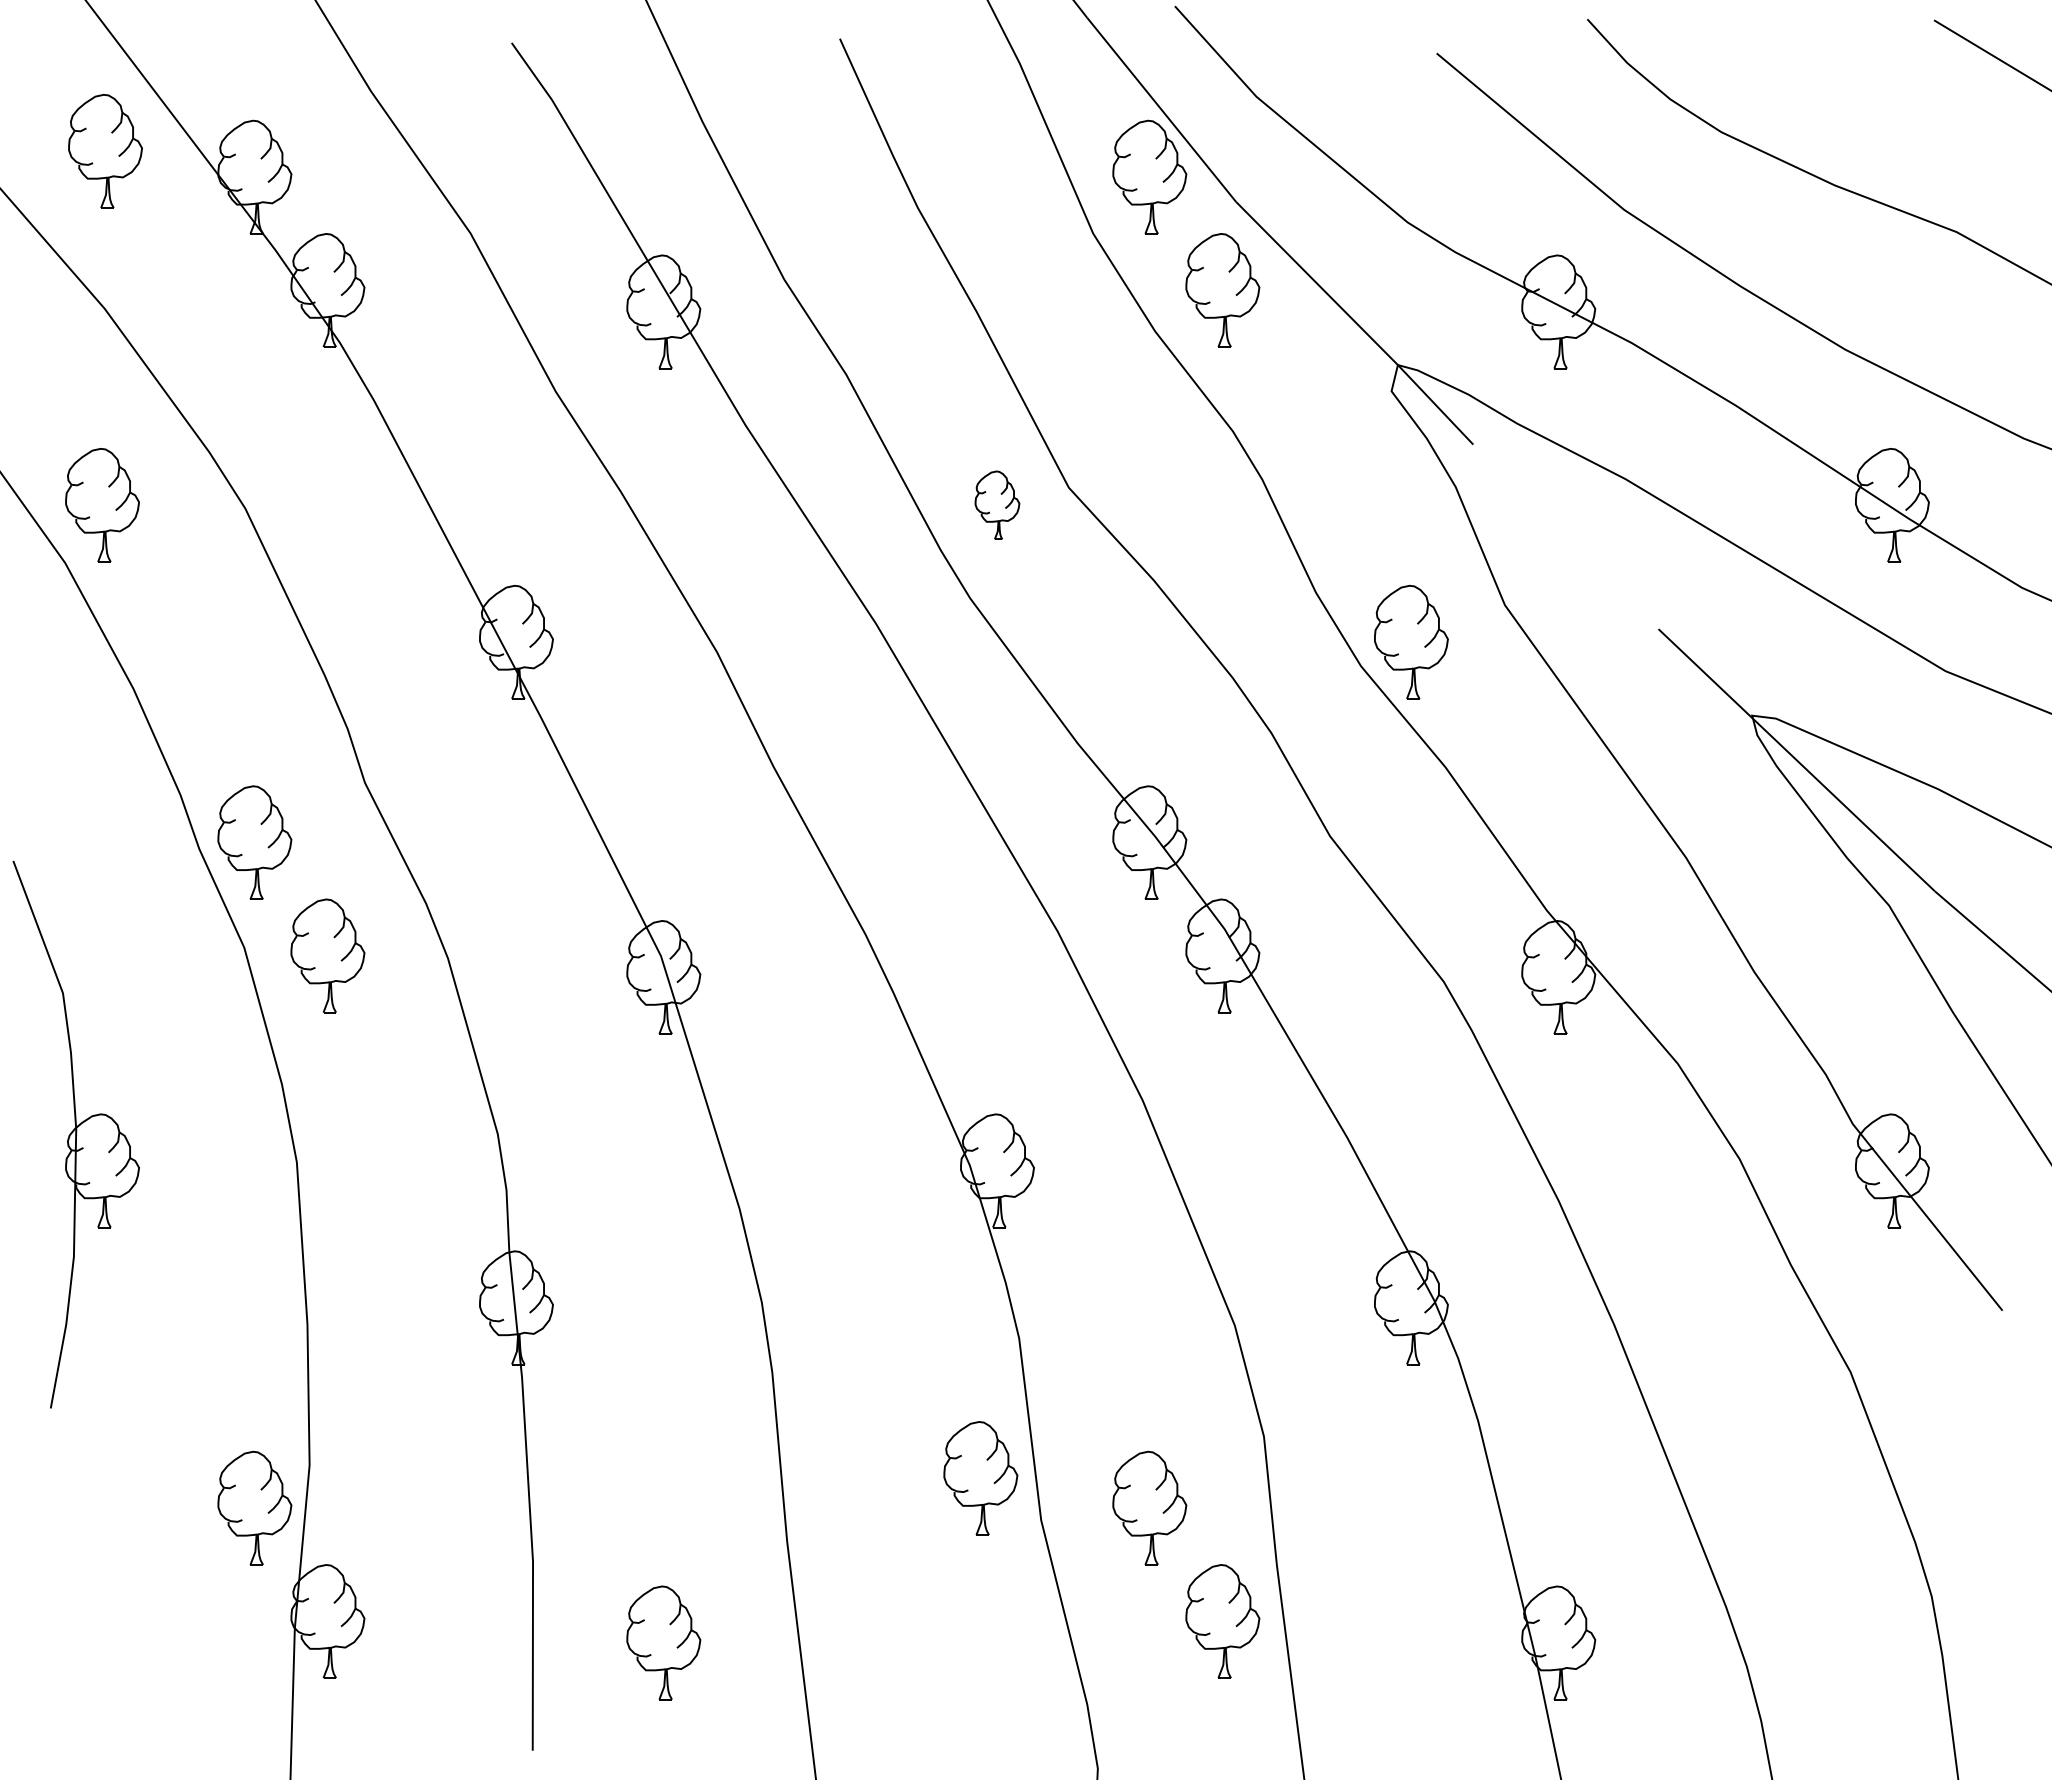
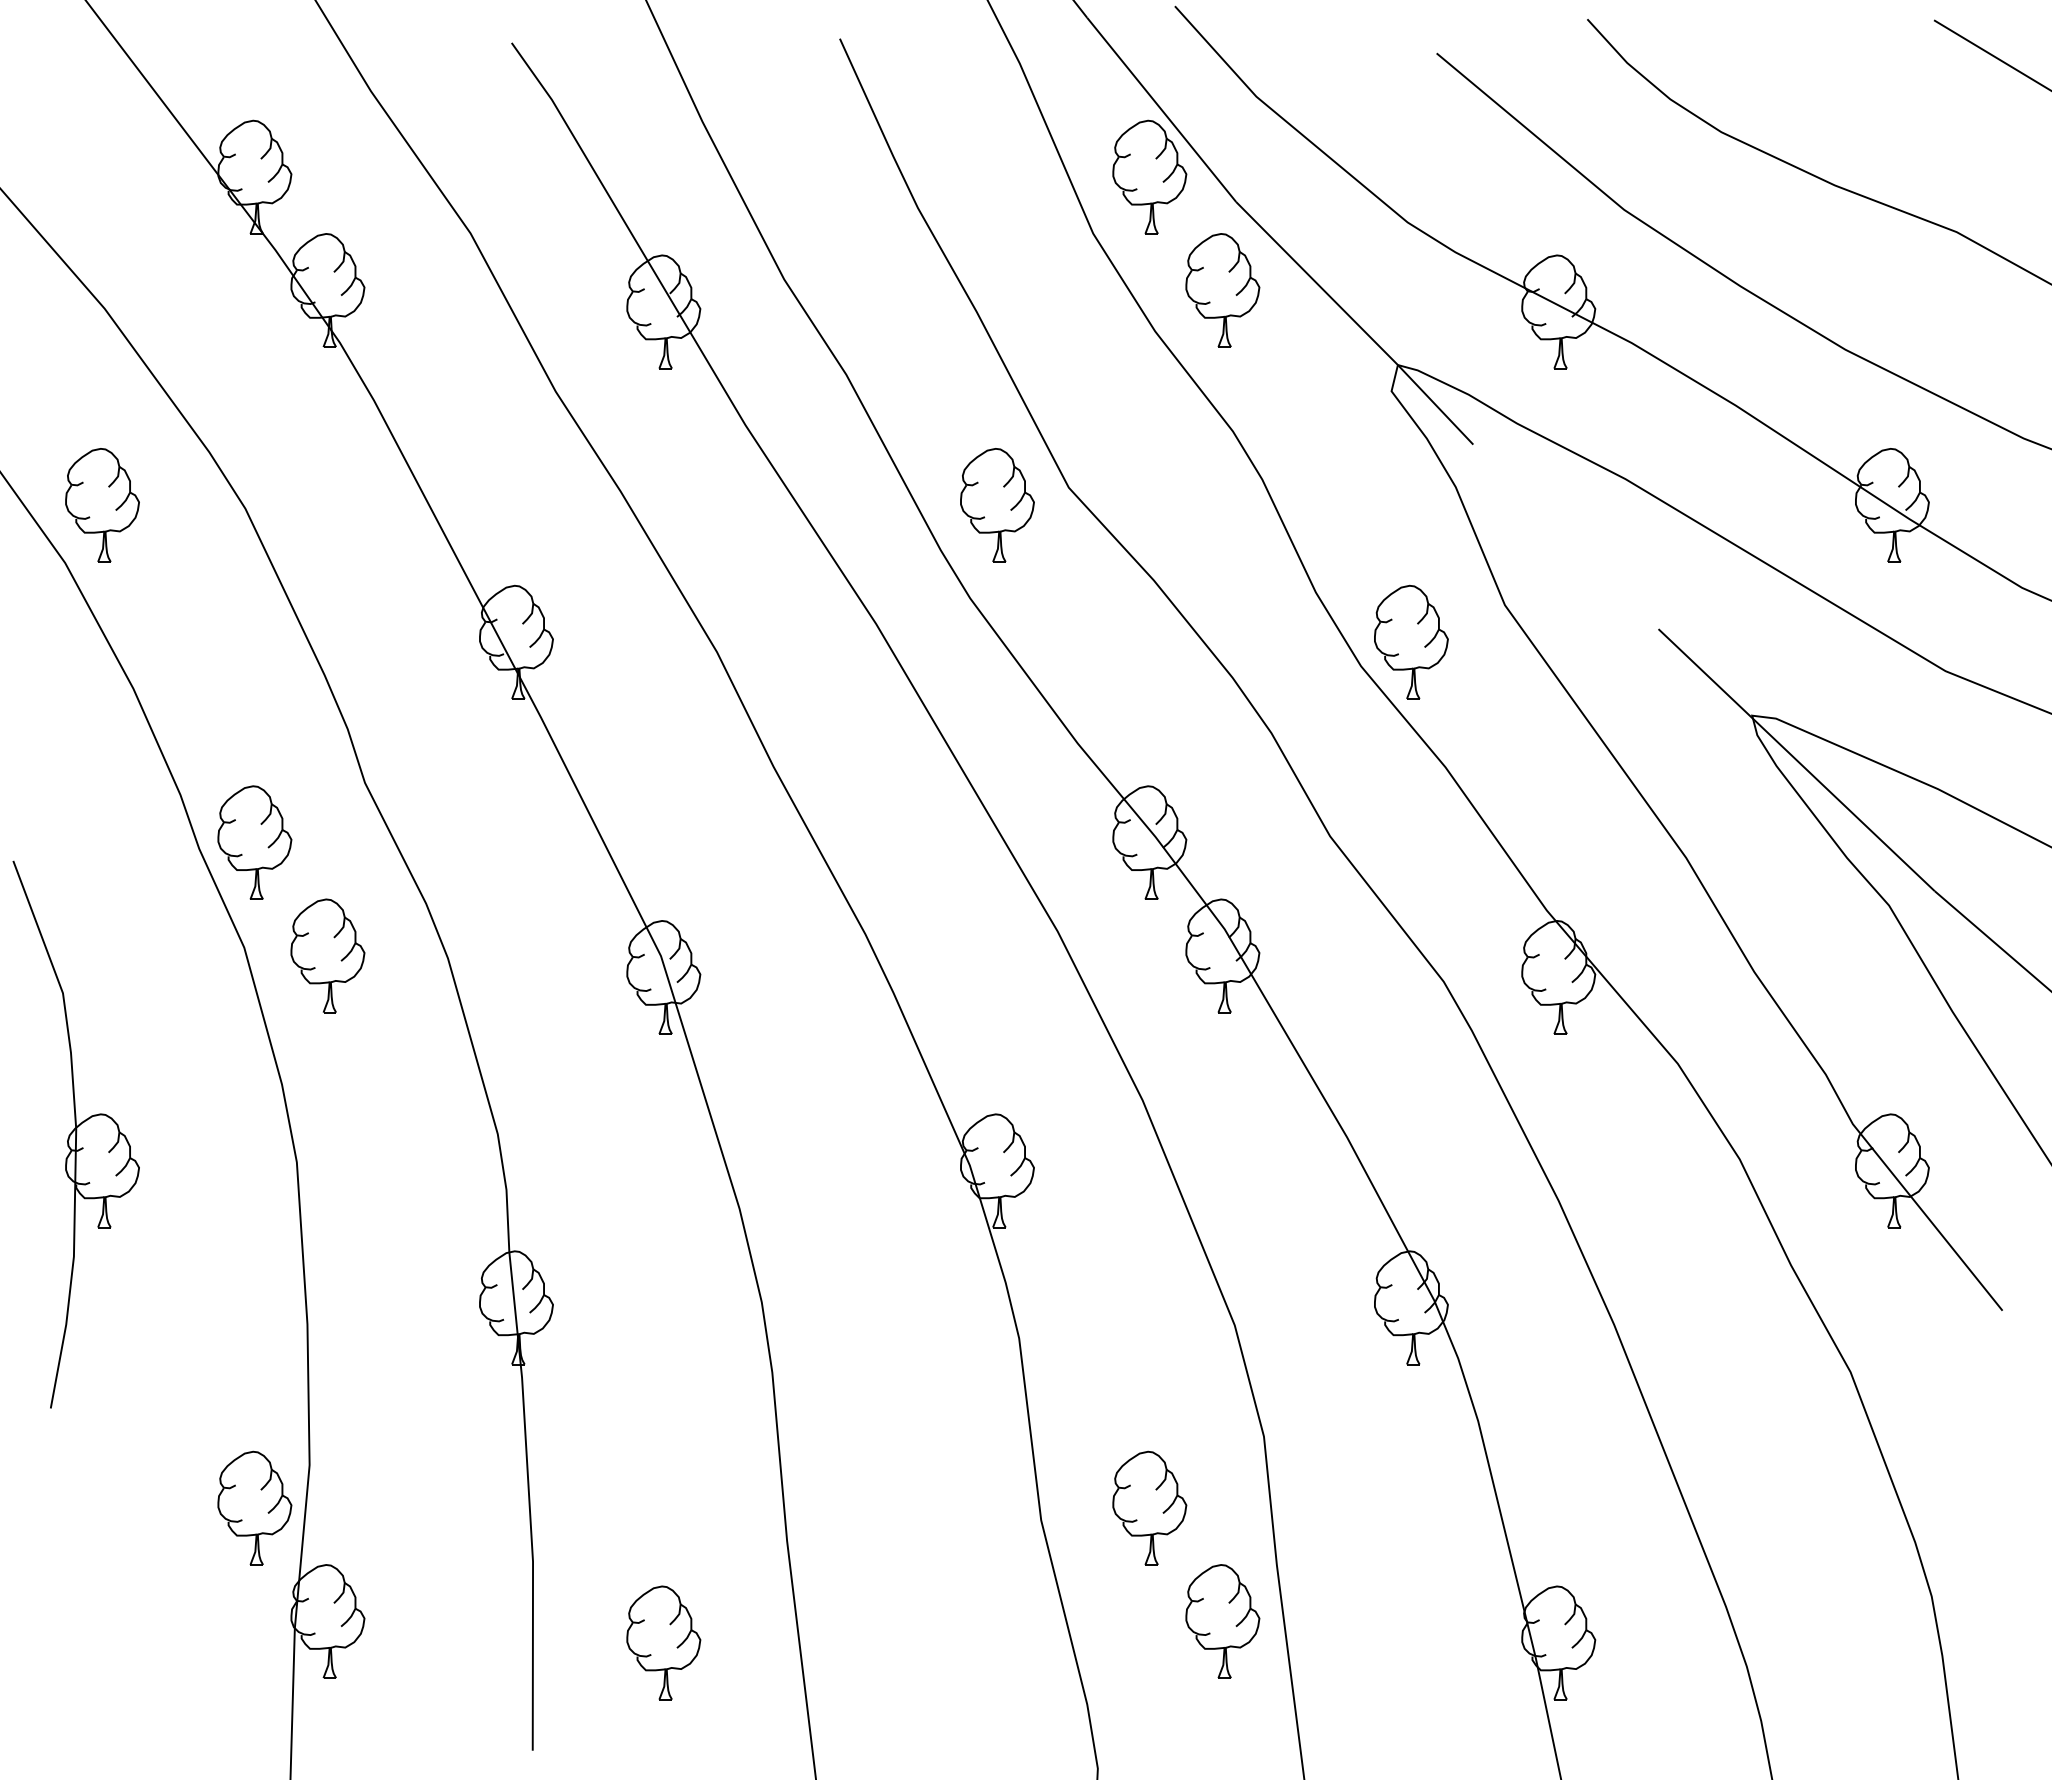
part: present -> none (105, 151)
part size: 47x70 px -> 75x115 px (997, 505)
part: present -> none (980, 1478)
